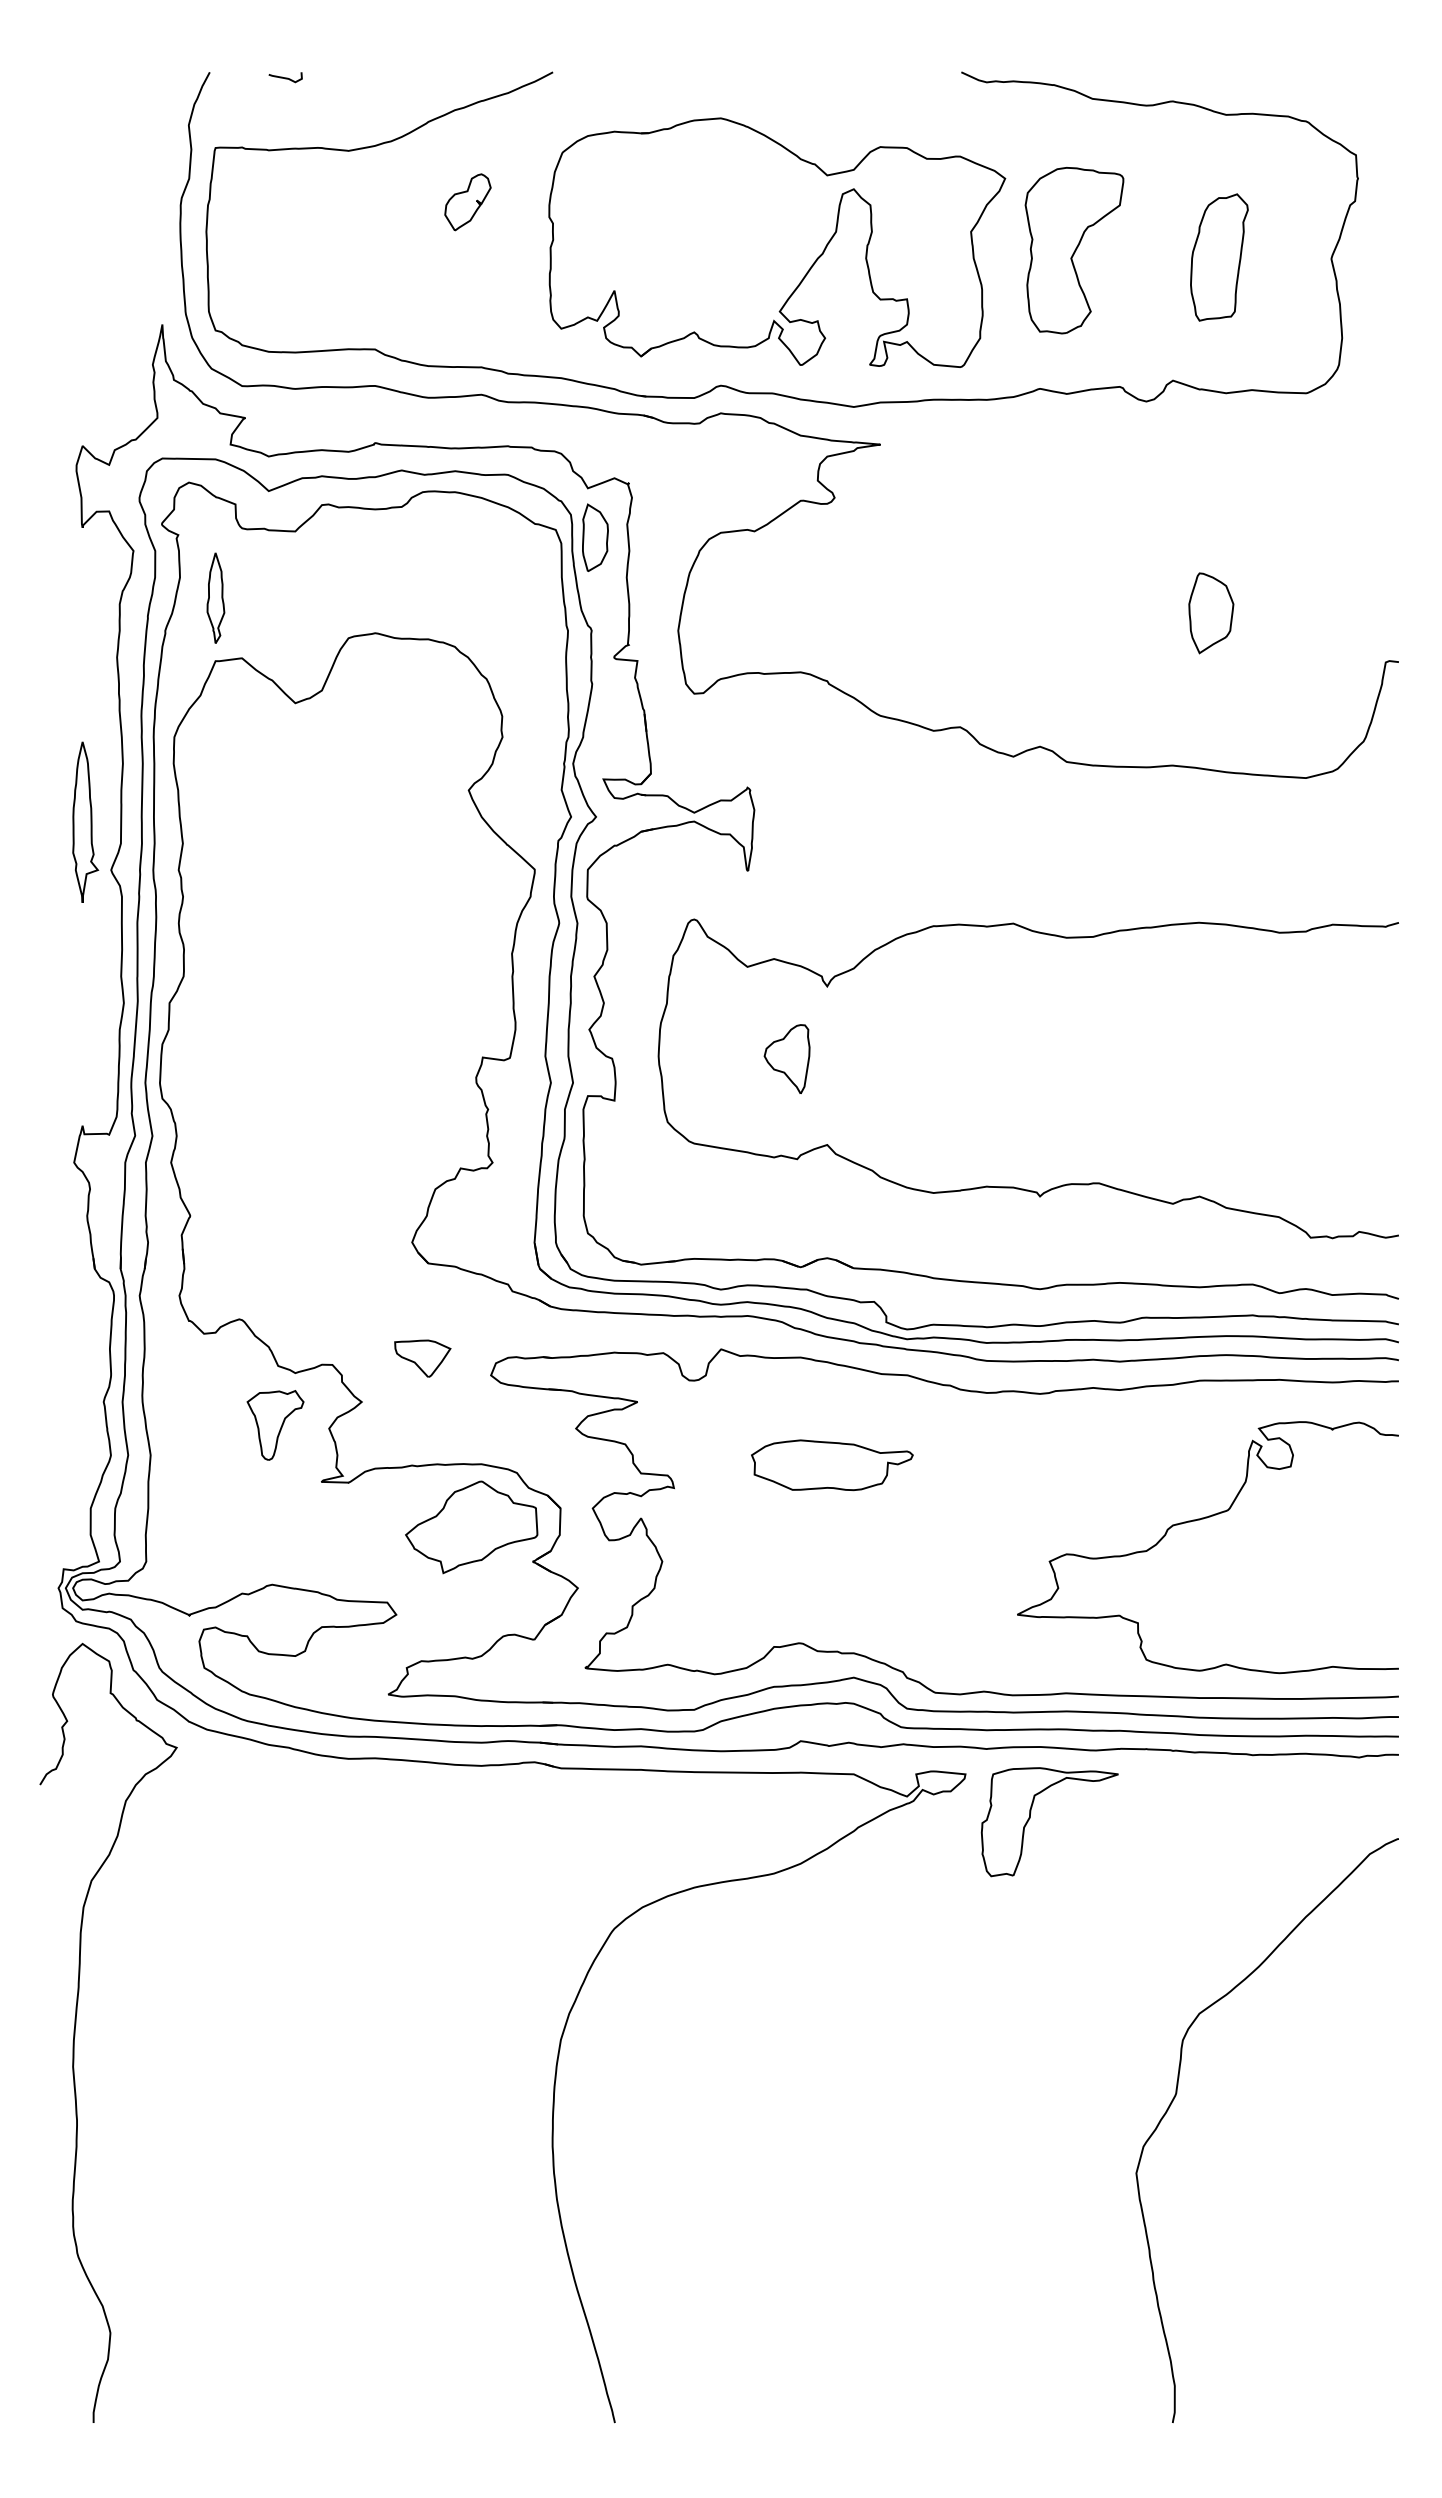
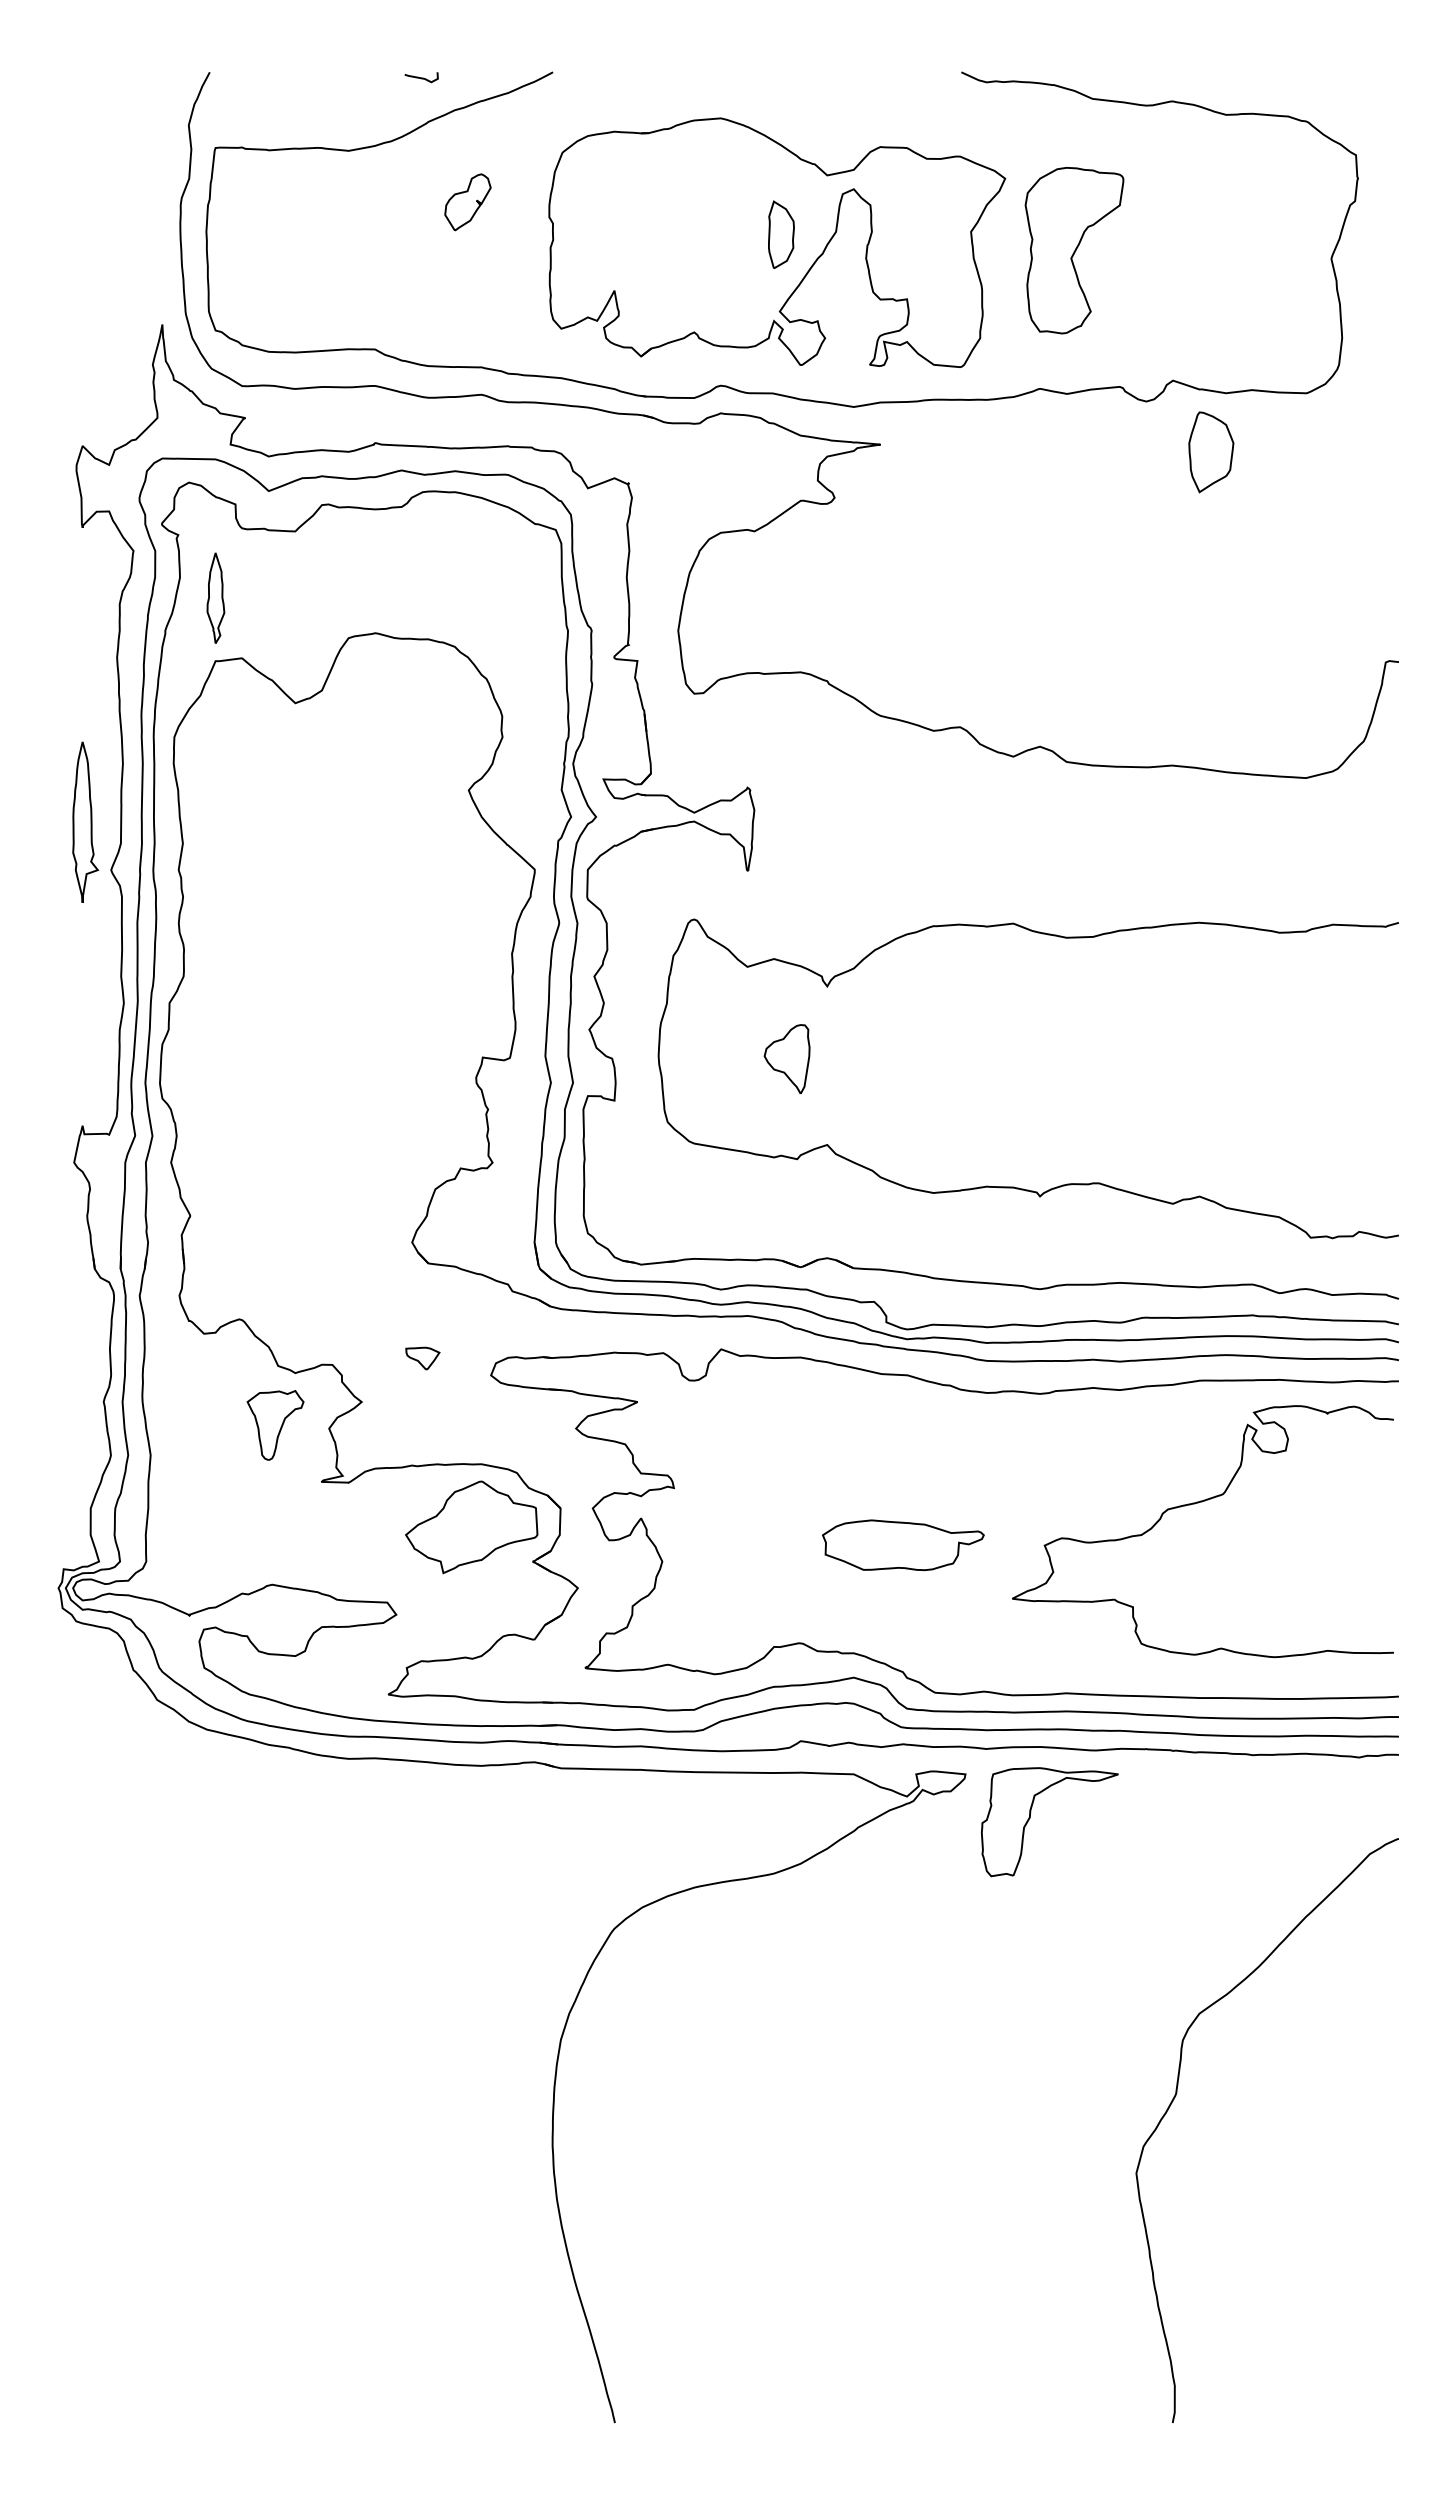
curve position: (285, 77) -> (421, 77) (421, 77)
part: present -> none (1219, 257)
part position: (595, 537) -> (781, 234) (781, 234)
part position: (1211, 613) -> (1211, 452) (1211, 452)
part size: 58x39 px -> 36x25 px (422, 1358)
part position: (832, 1465) -> (903, 1545) (903, 1545)
curve position: (1199, 1520) -> (1194, 1504) (1194, 1504)
curve: present -> none (76, 2024)
